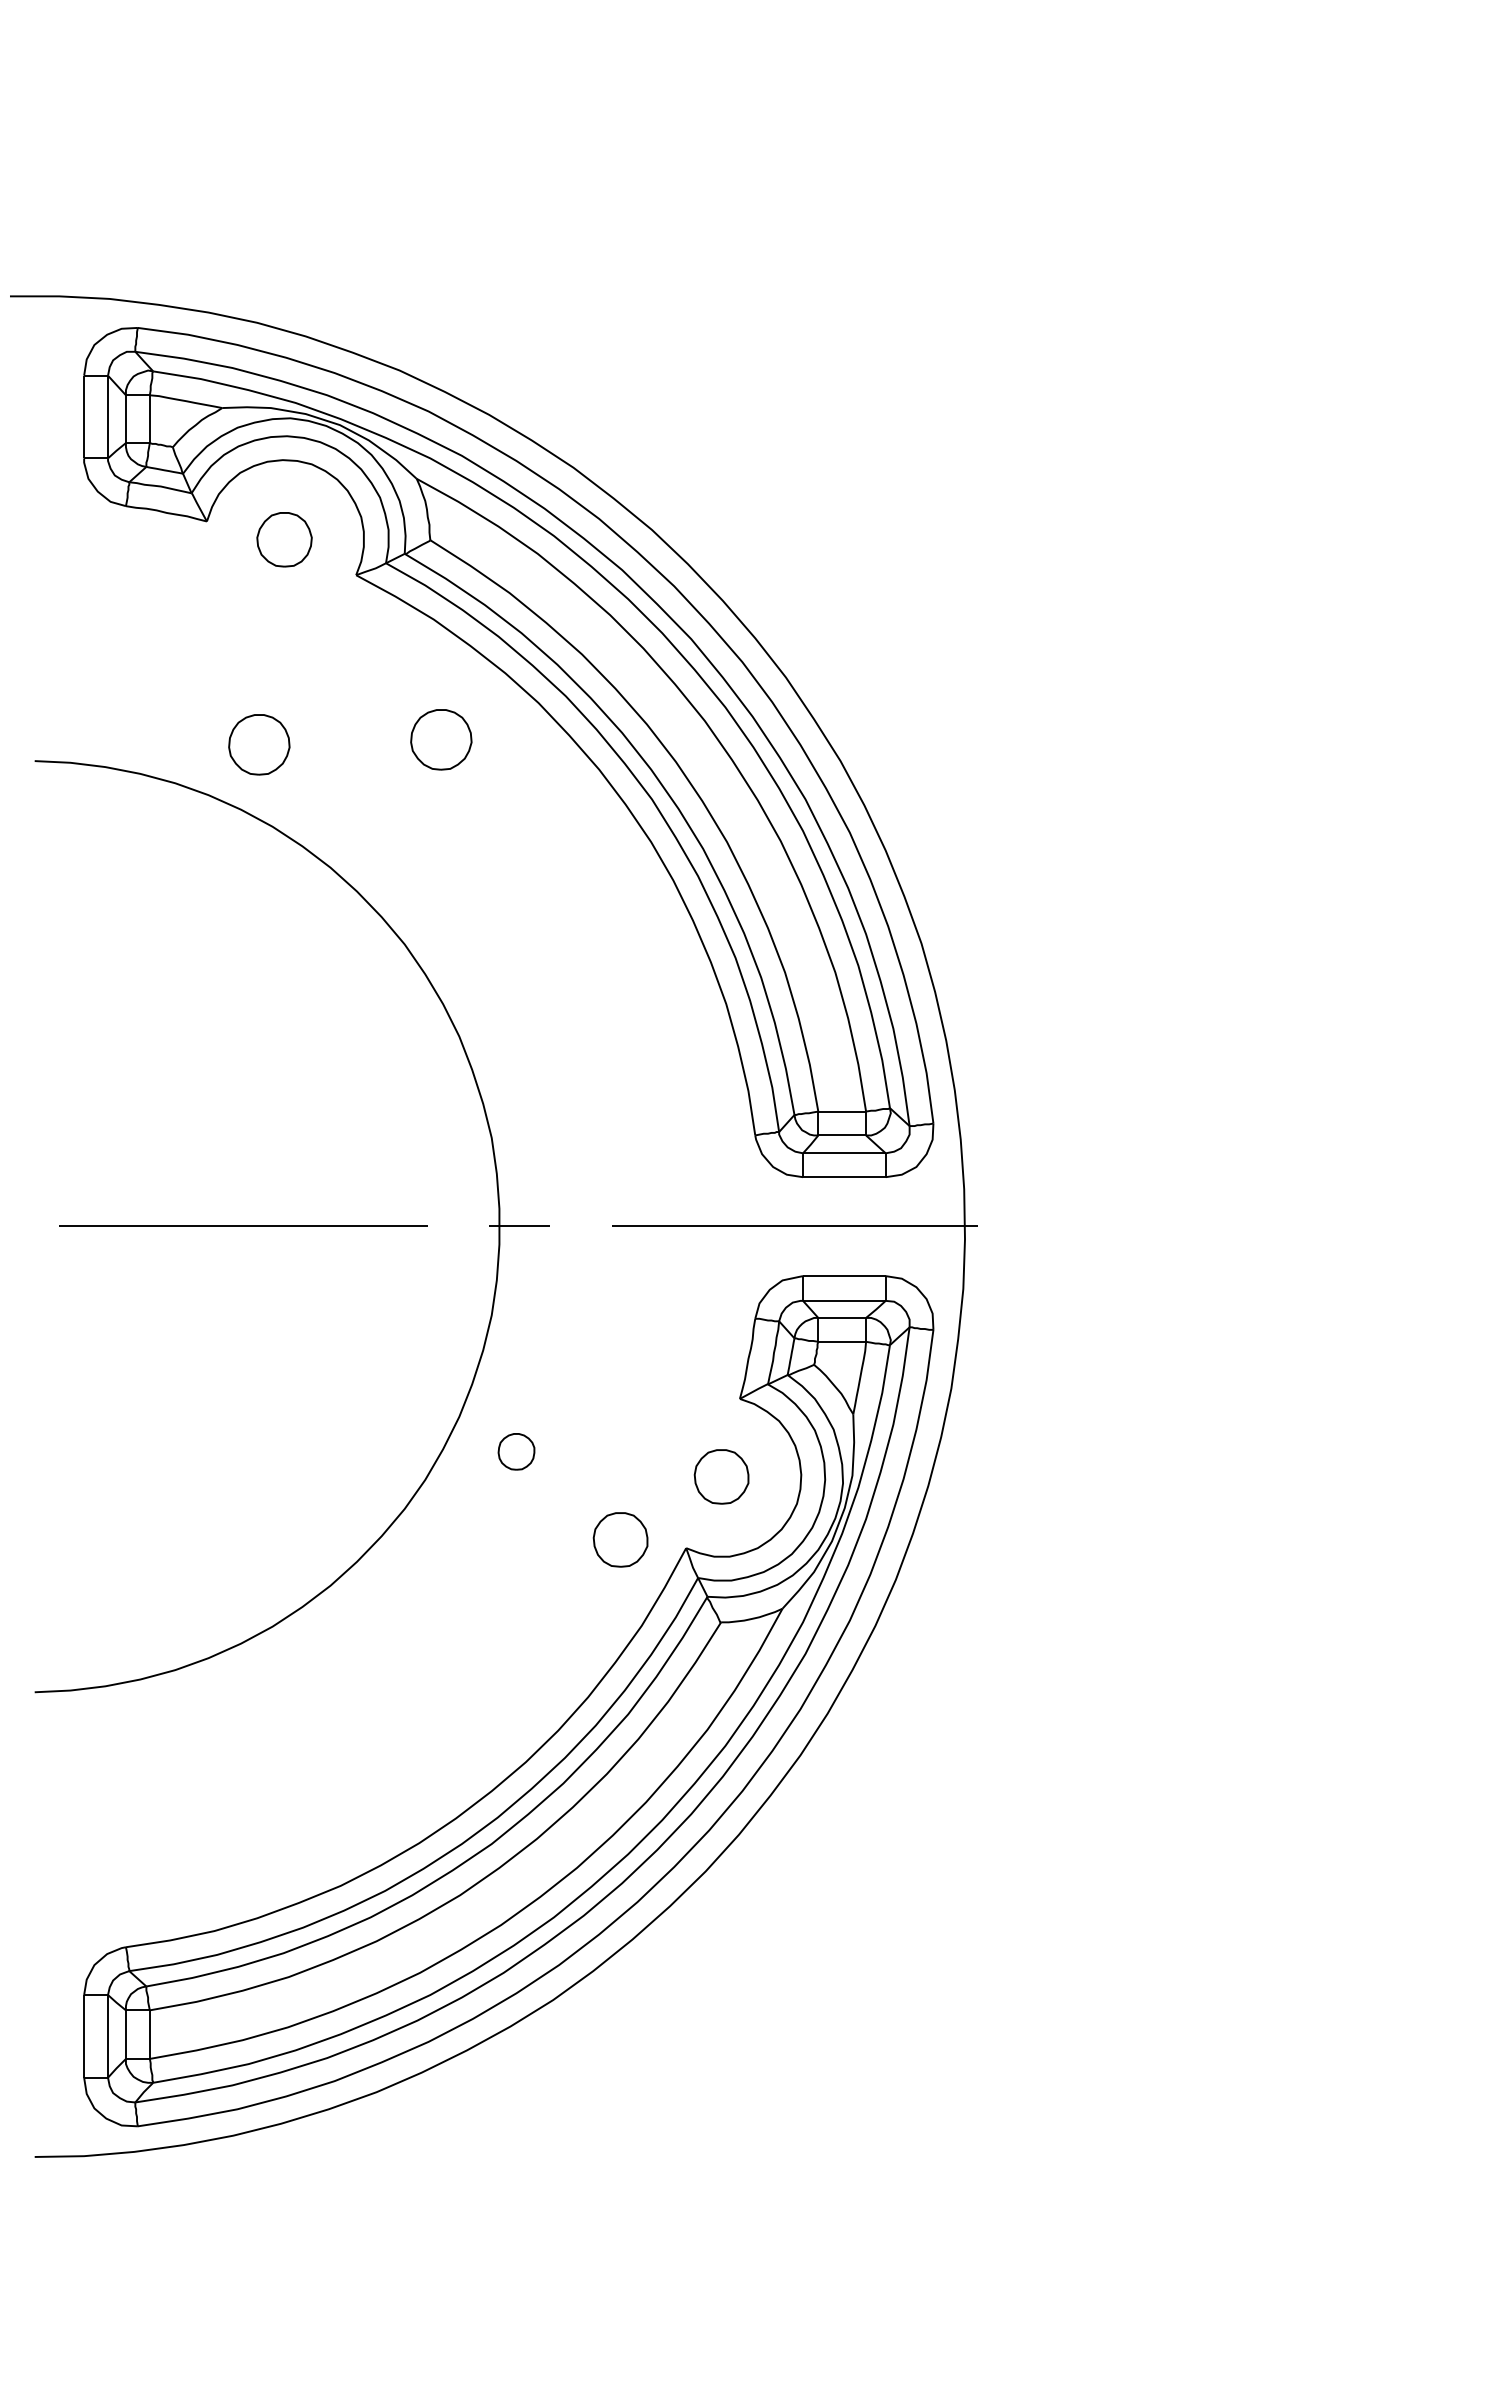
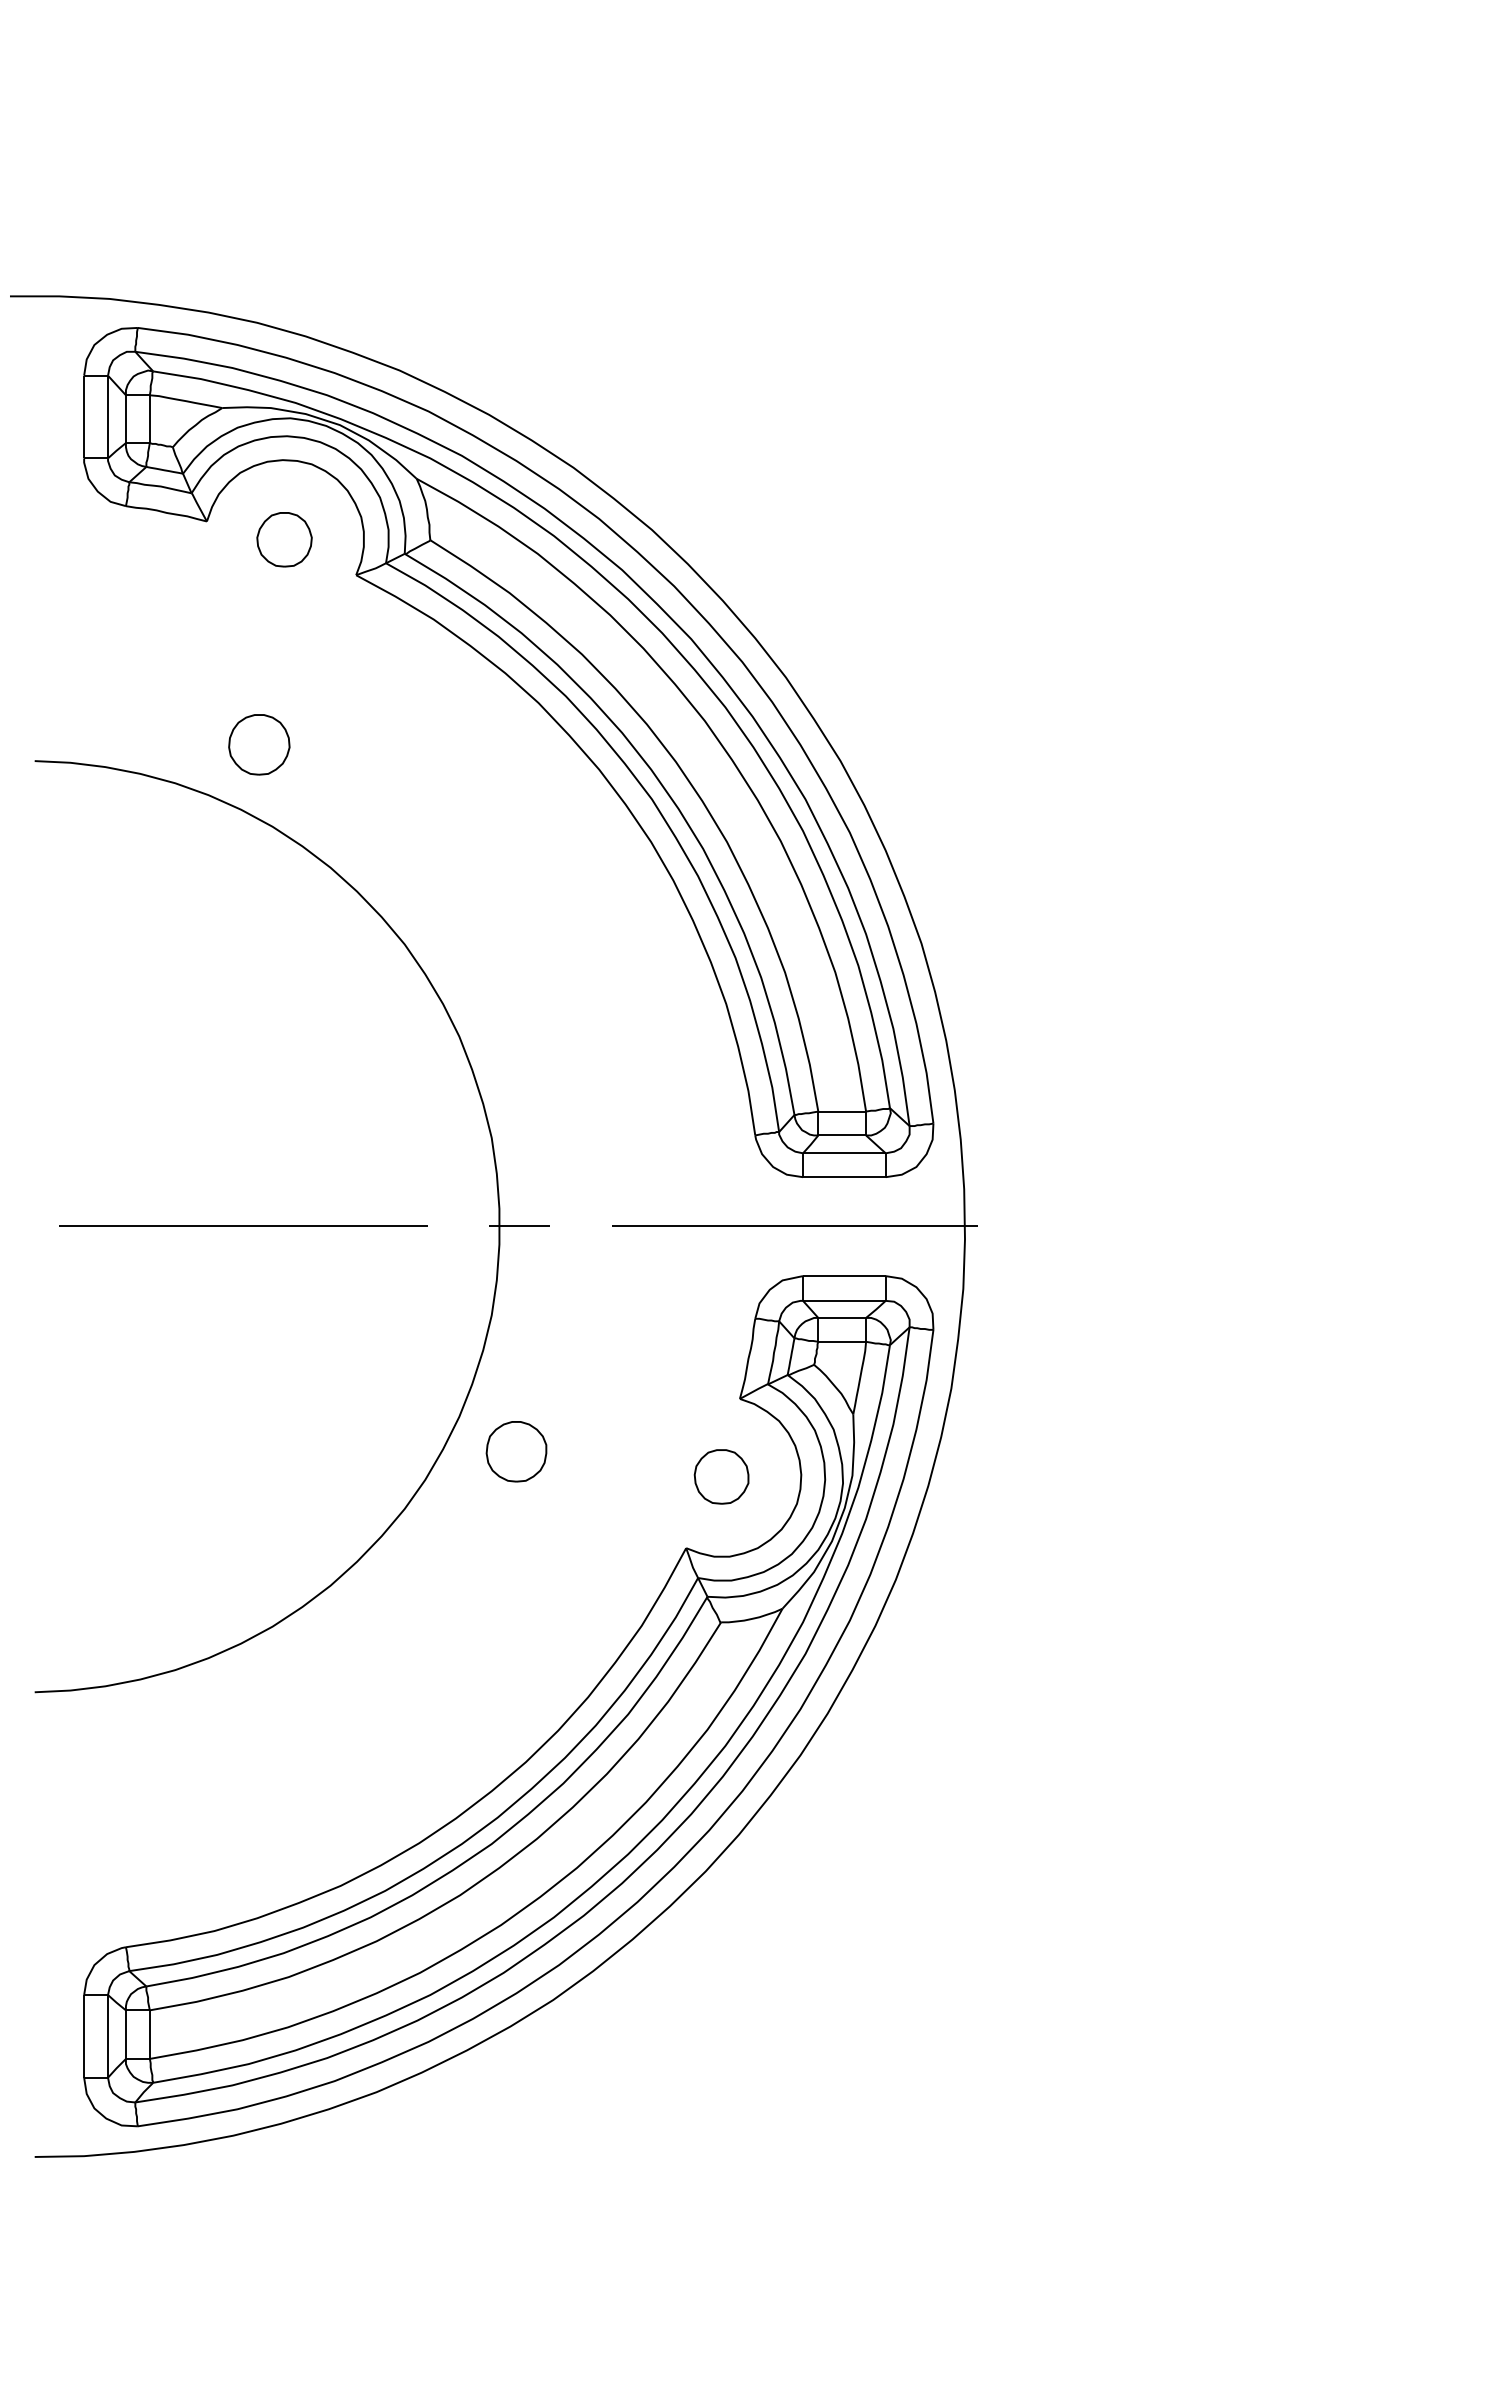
part: present -> none (441, 739)
part size: 39x38 px -> 63x62 px (516, 1451)
part: present -> none (620, 1539)
